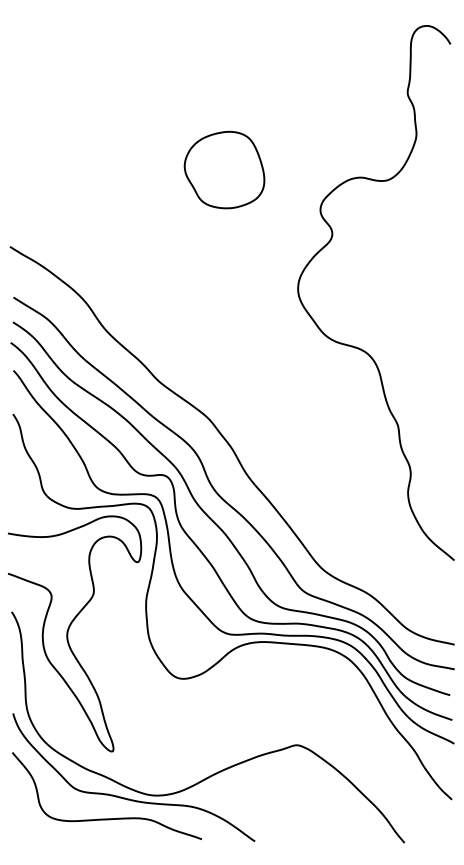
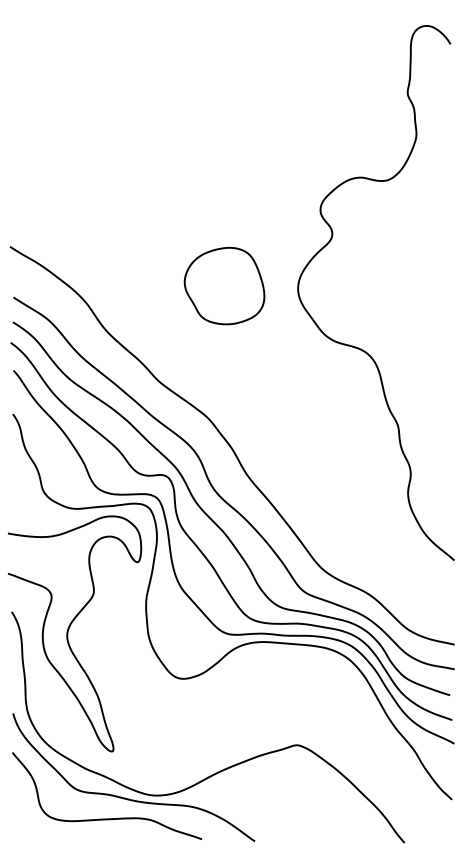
part position: (224, 170) -> (224, 286) (224, 286)
